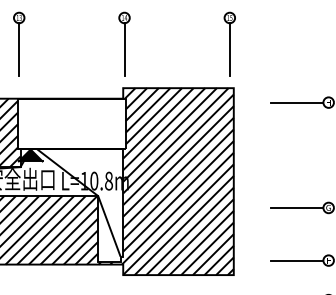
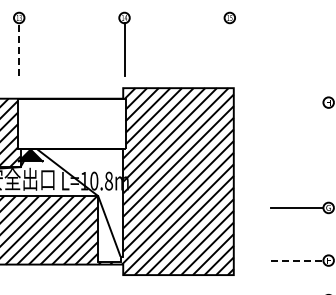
line: solid -> dashed (19, 49)
line: present -> none (229, 49)
line: present -> none (296, 102)
line: solid -> dashed (297, 260)
